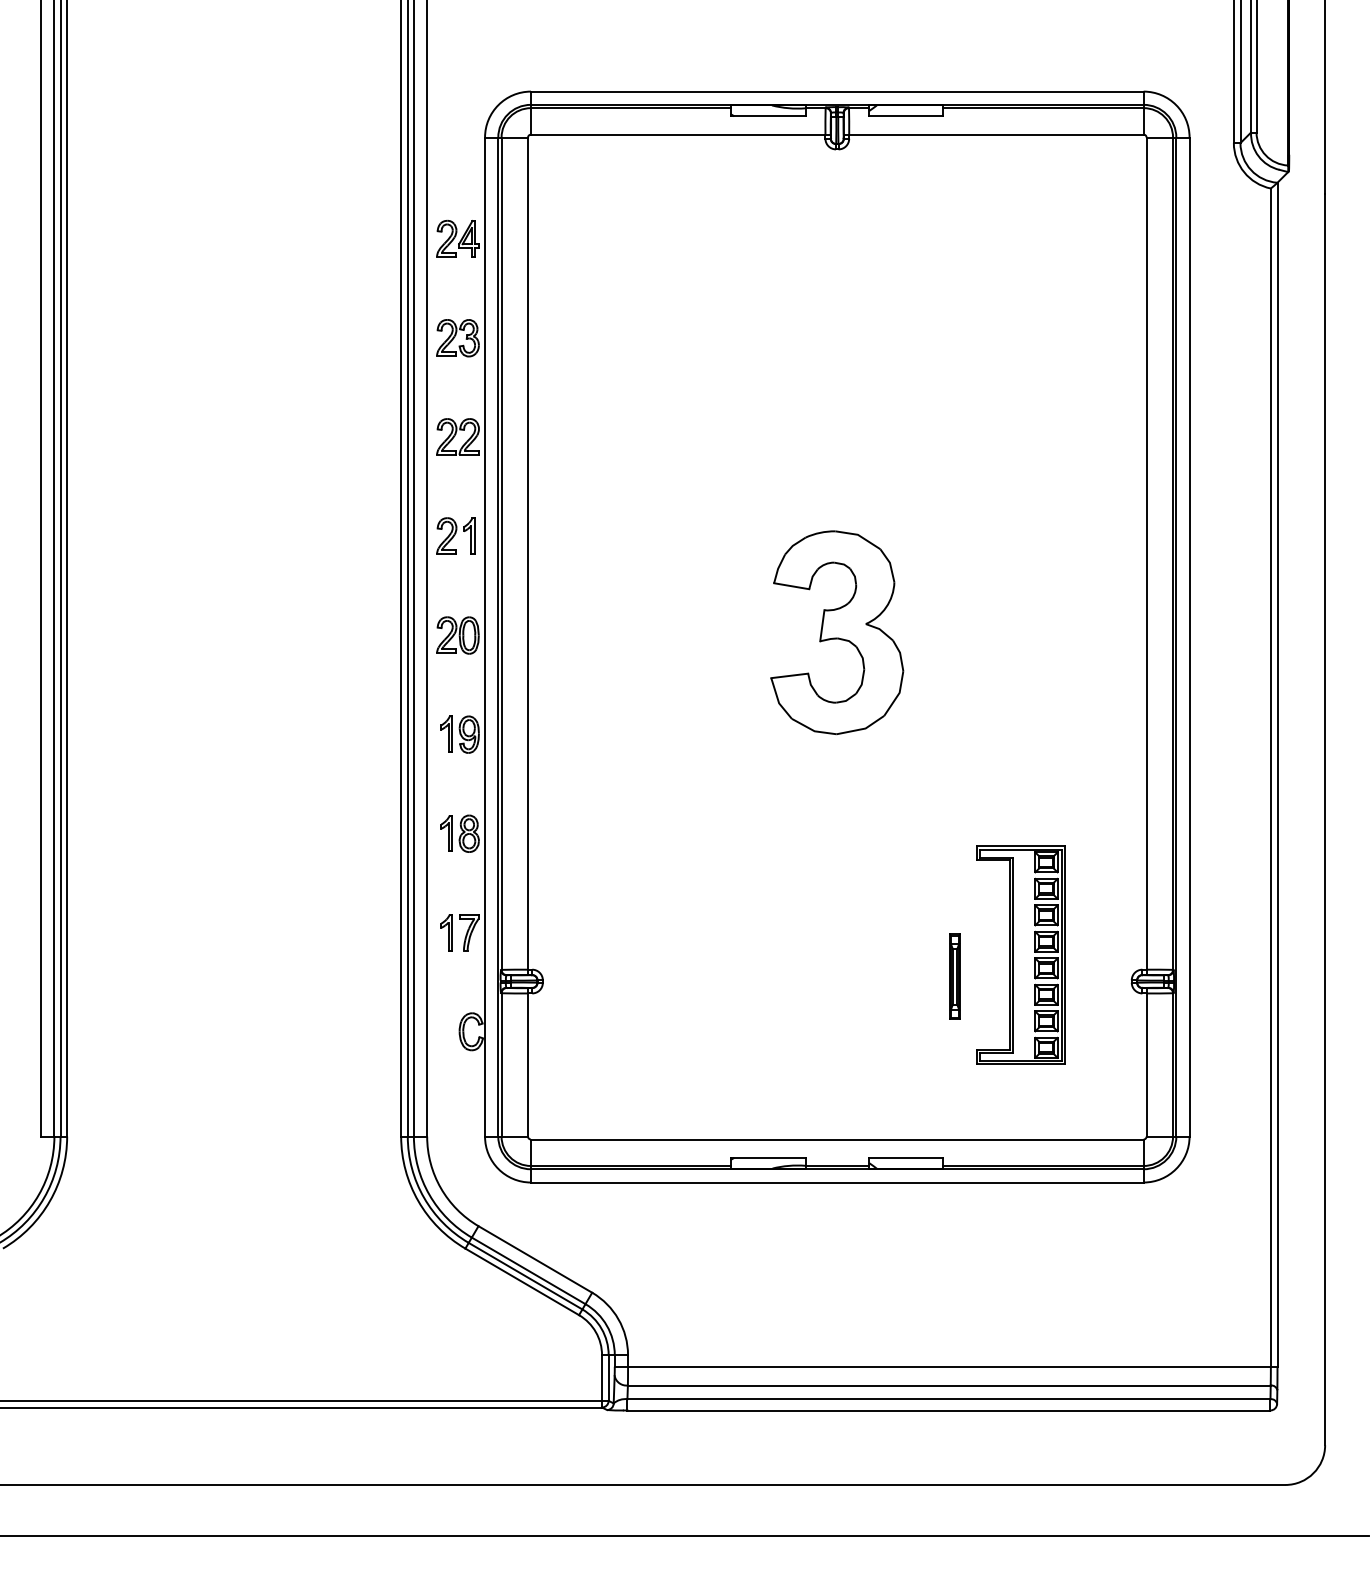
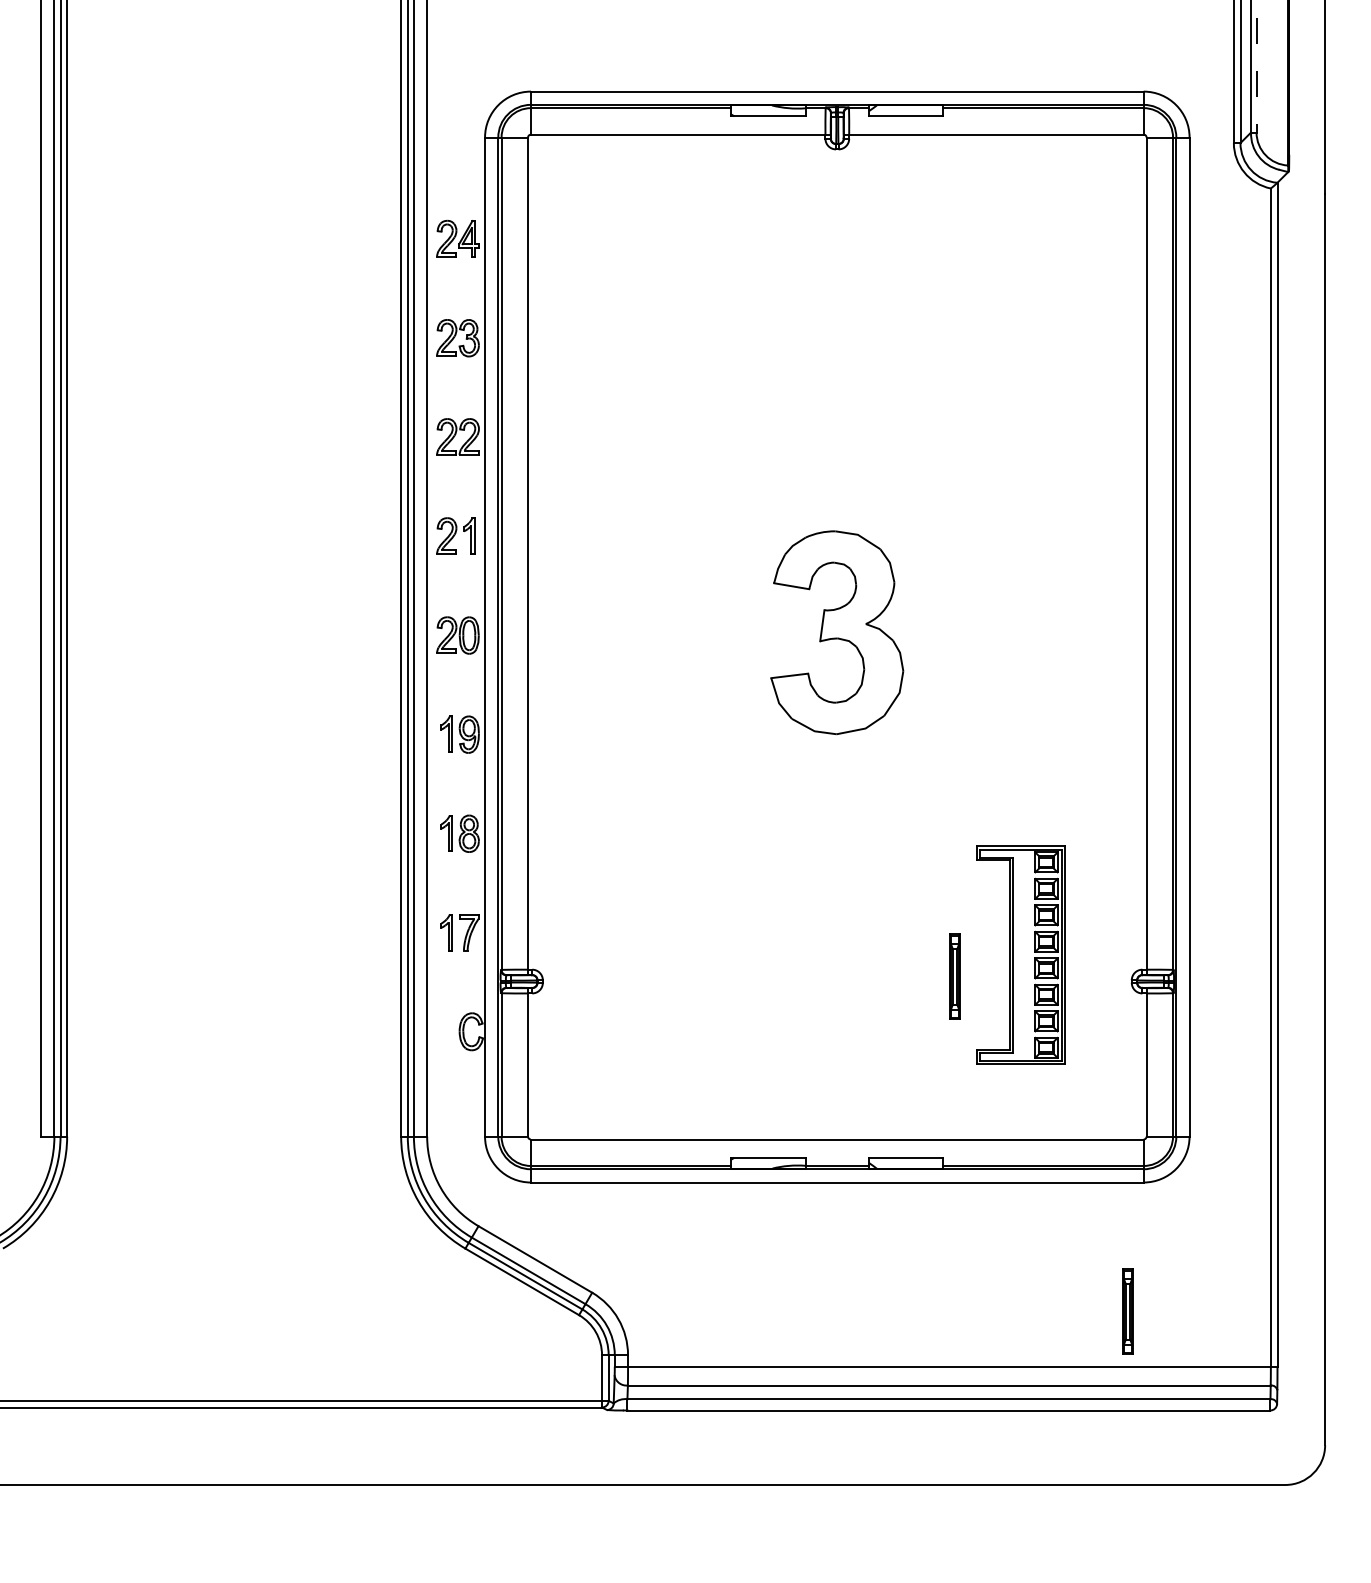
line: solid -> dashed (1256, 66)
part: none -> present (1127, 1311)
line: present -> none (684, 1535)
